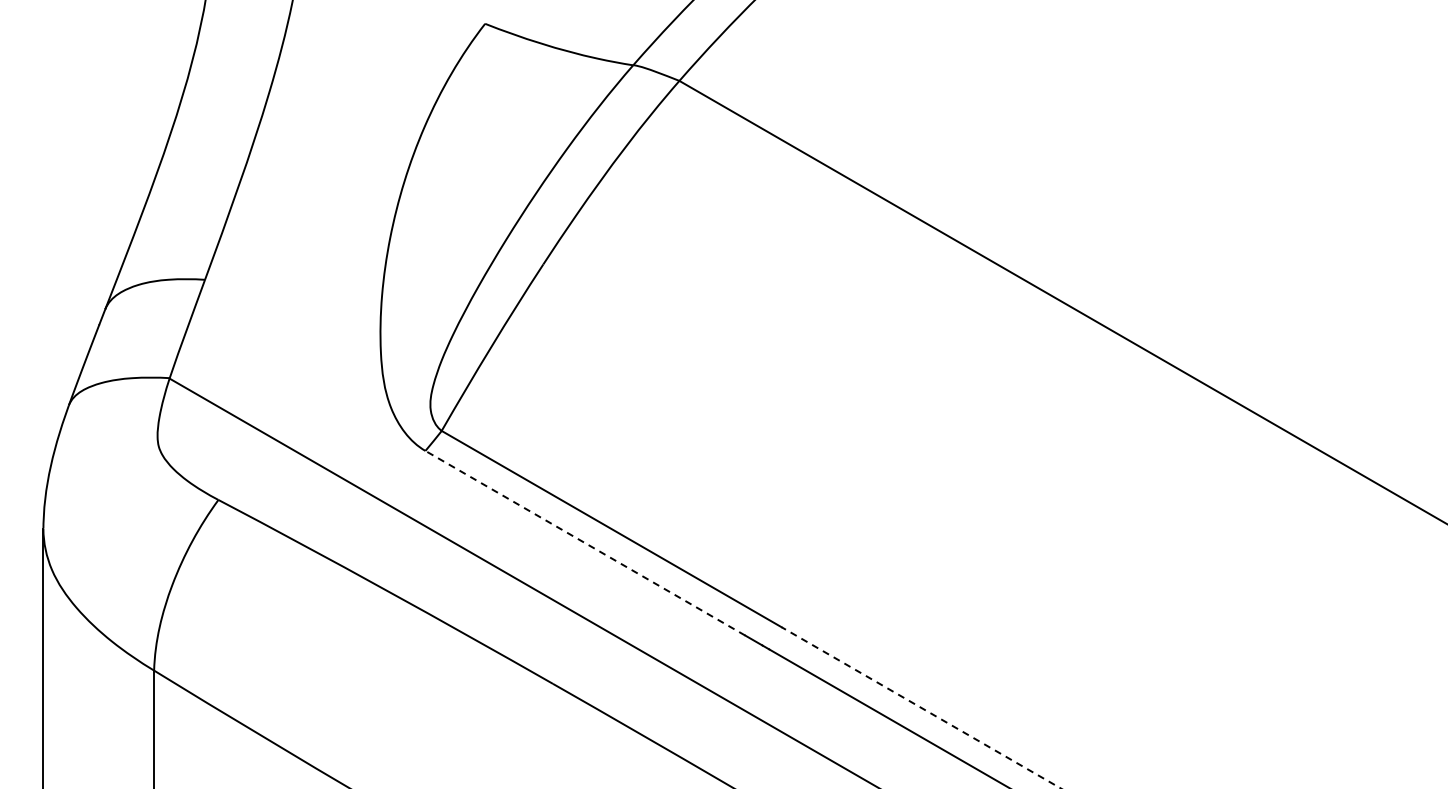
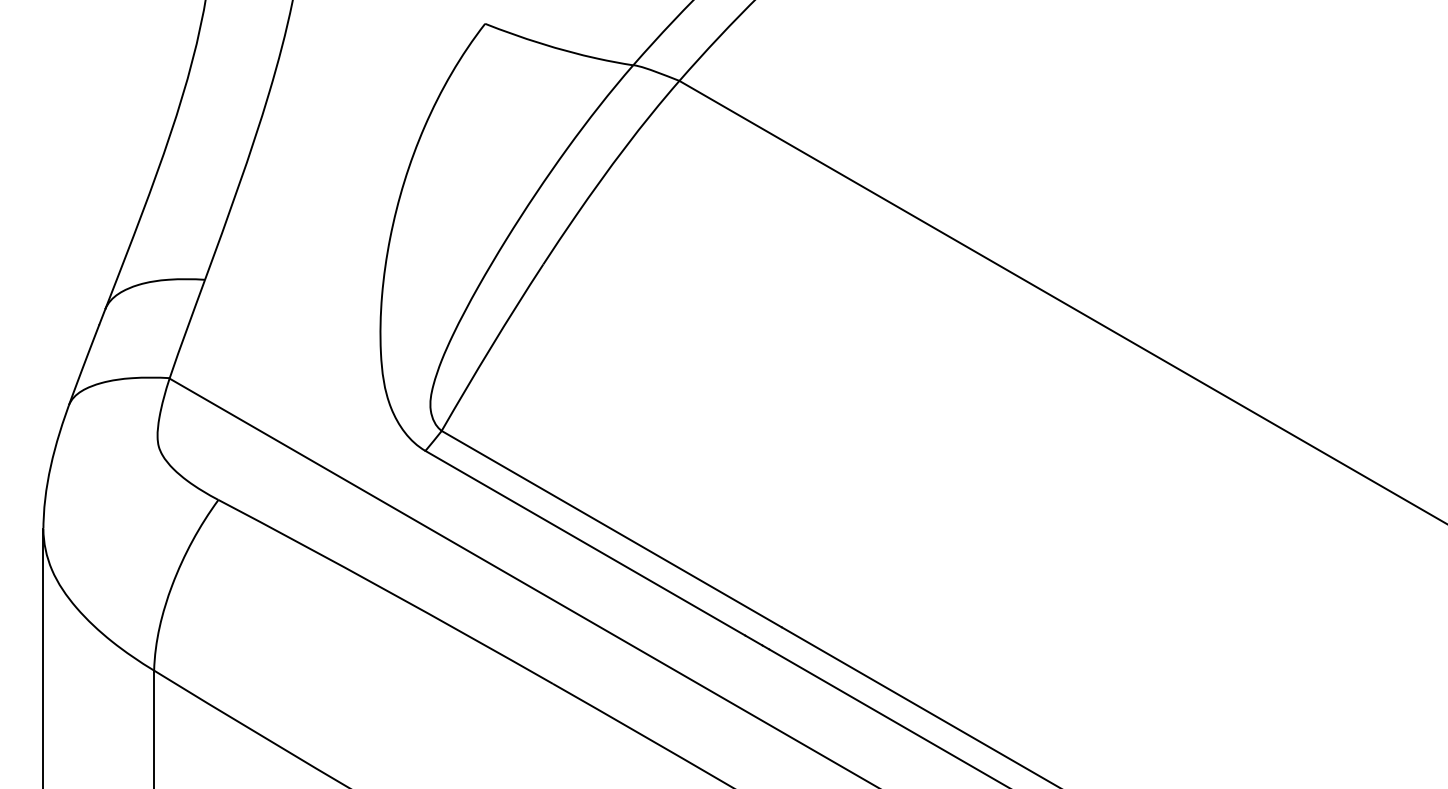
line: dashed -> solid (585, 543)
line: dashed -> solid (921, 707)
